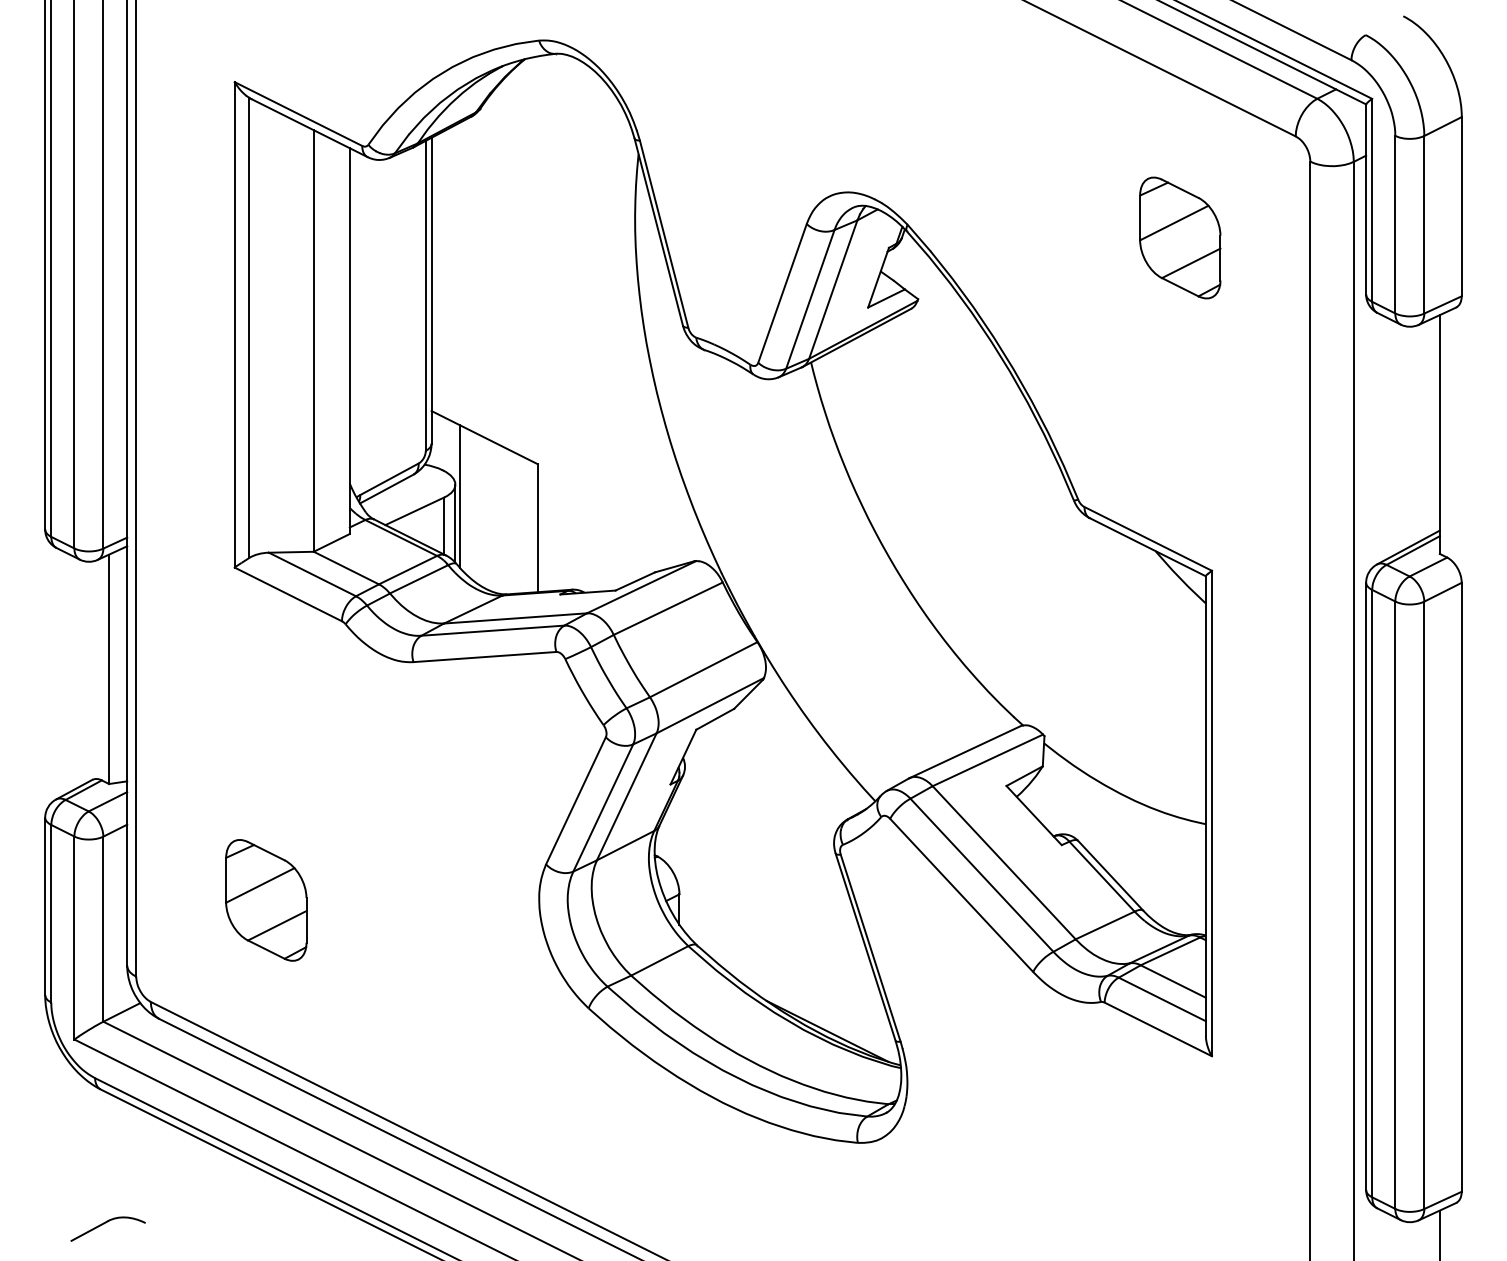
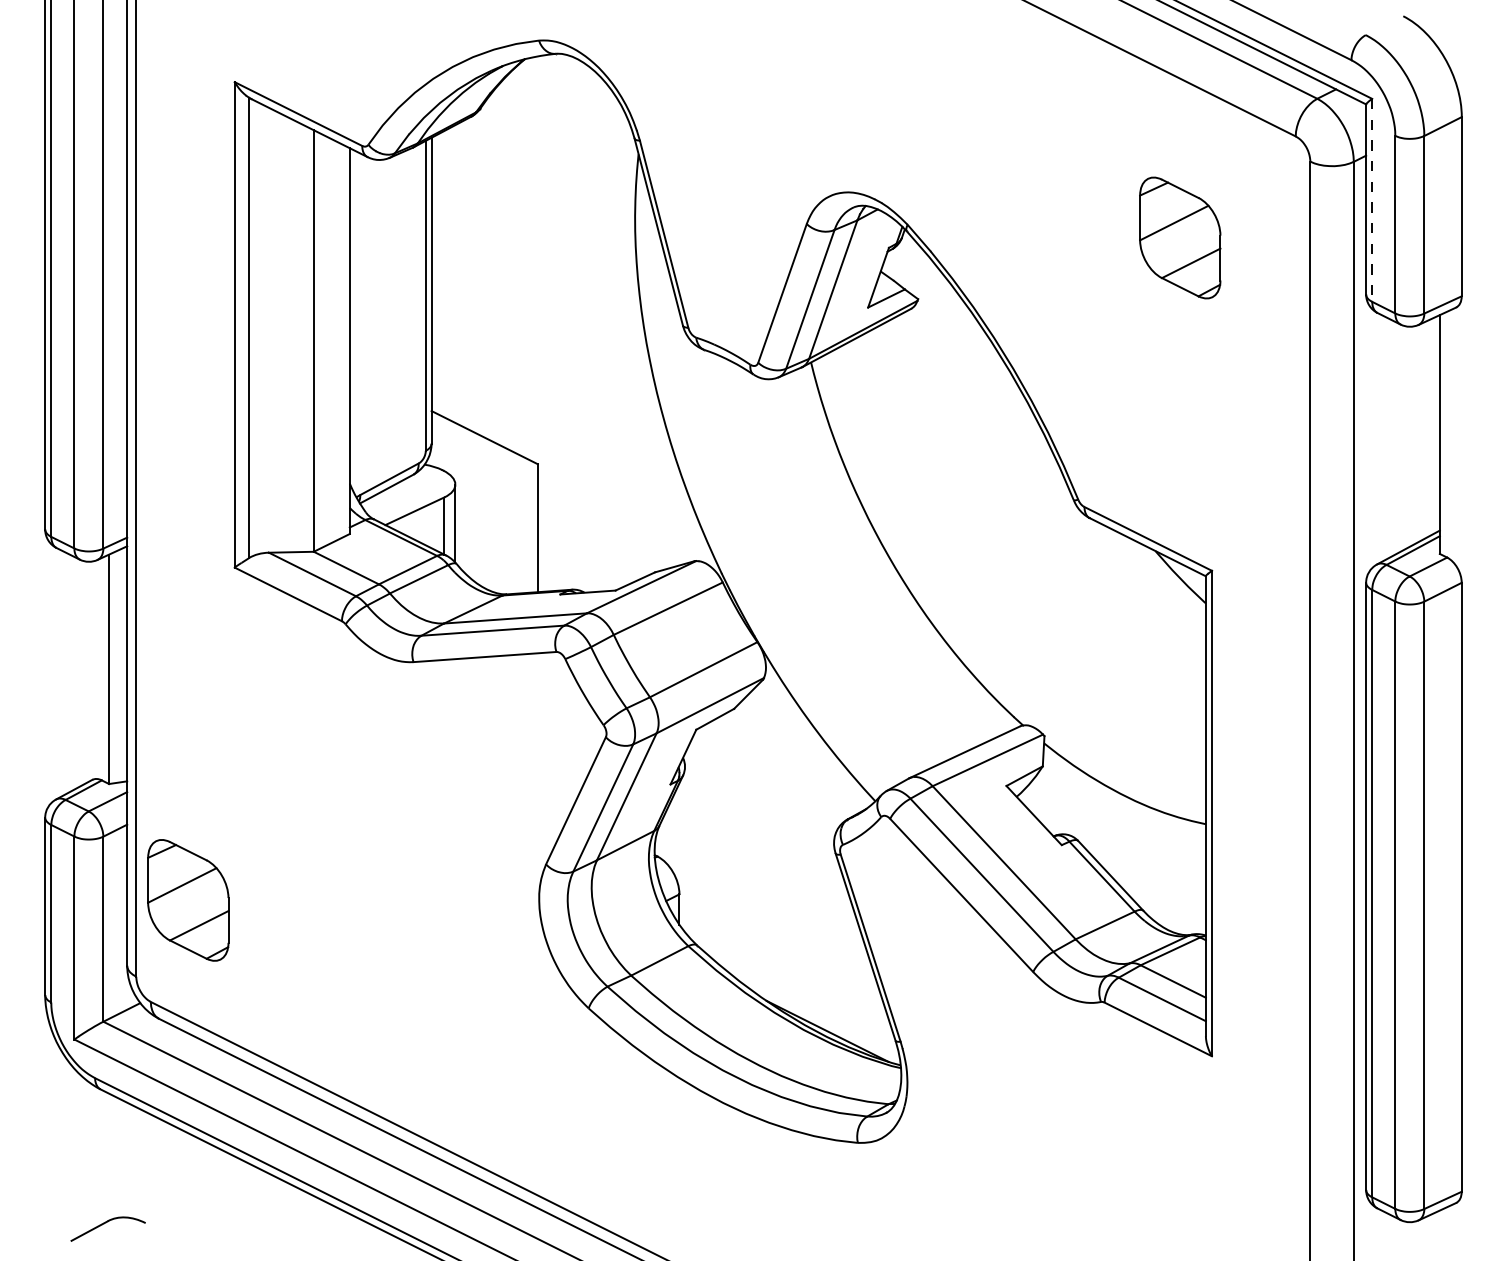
line: solid -> dashed (1372, 200)
line: present -> none (459, 496)
part position: (266, 900) -> (188, 900) (188, 900)
line: present -> none (1439, 1233)
